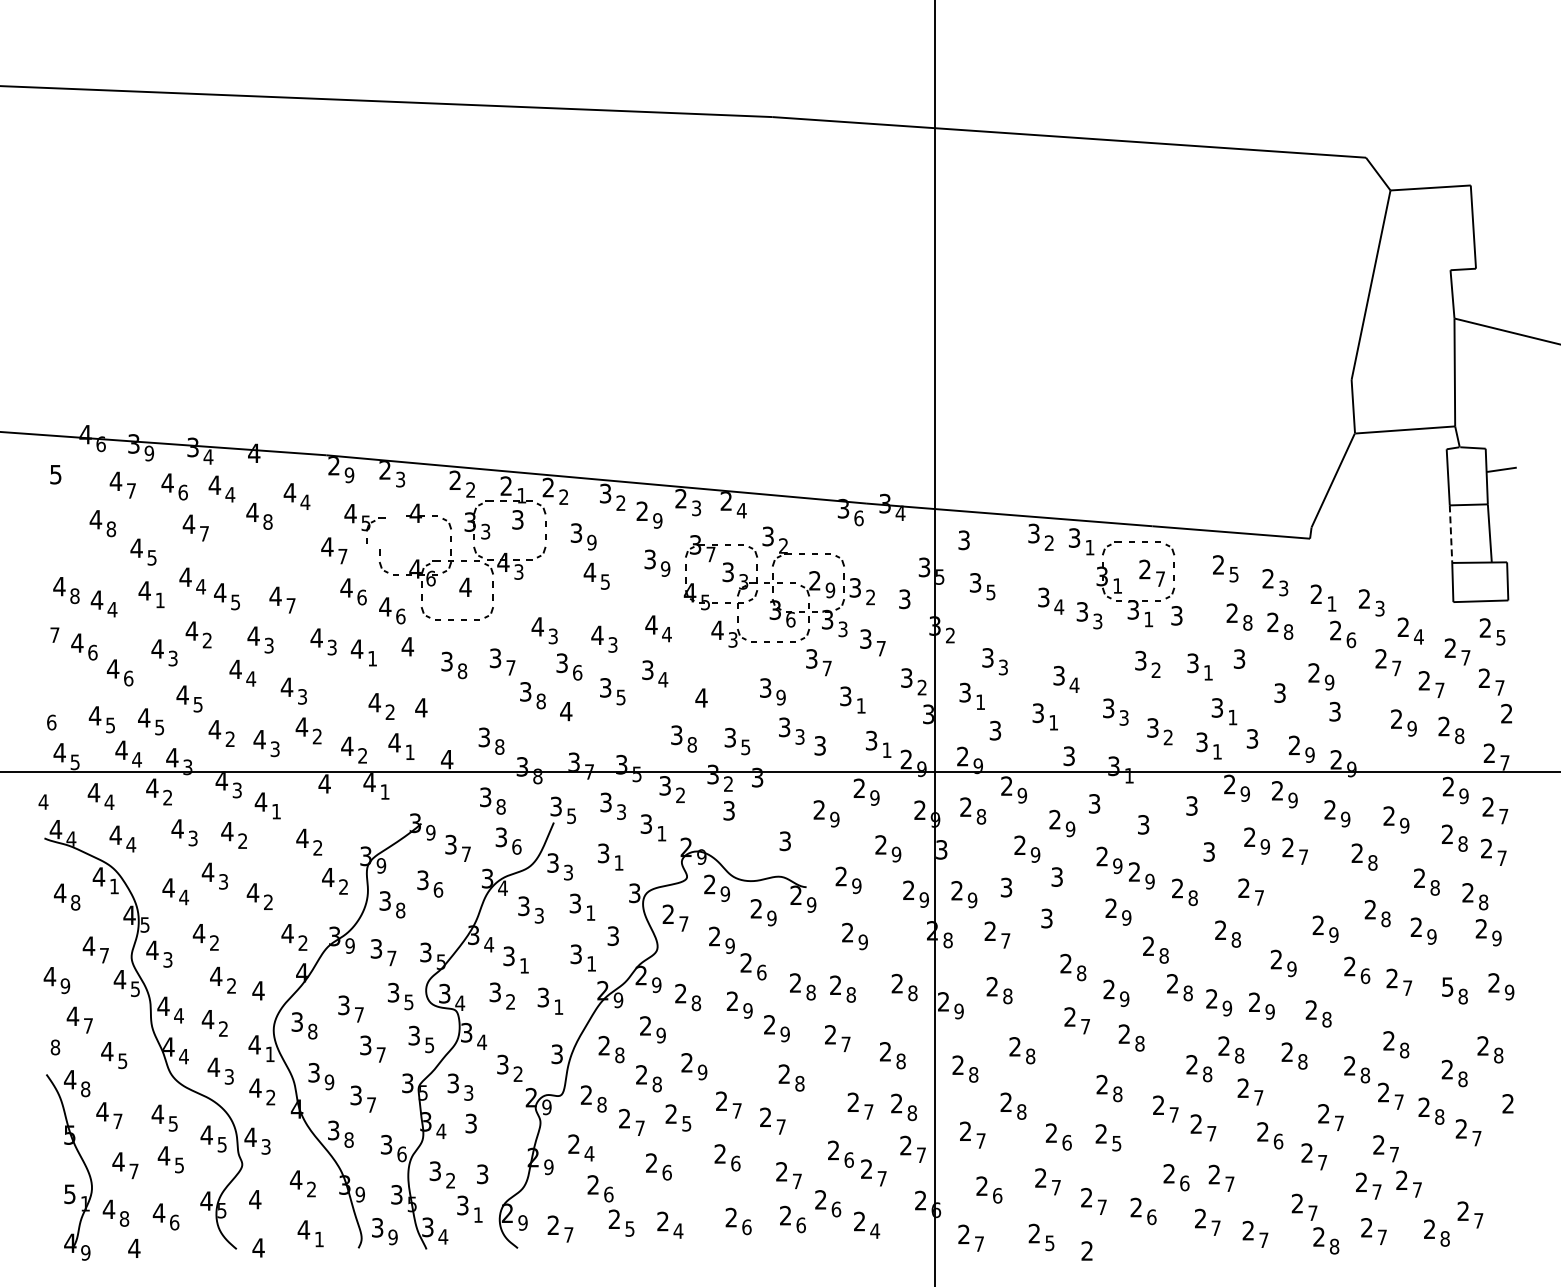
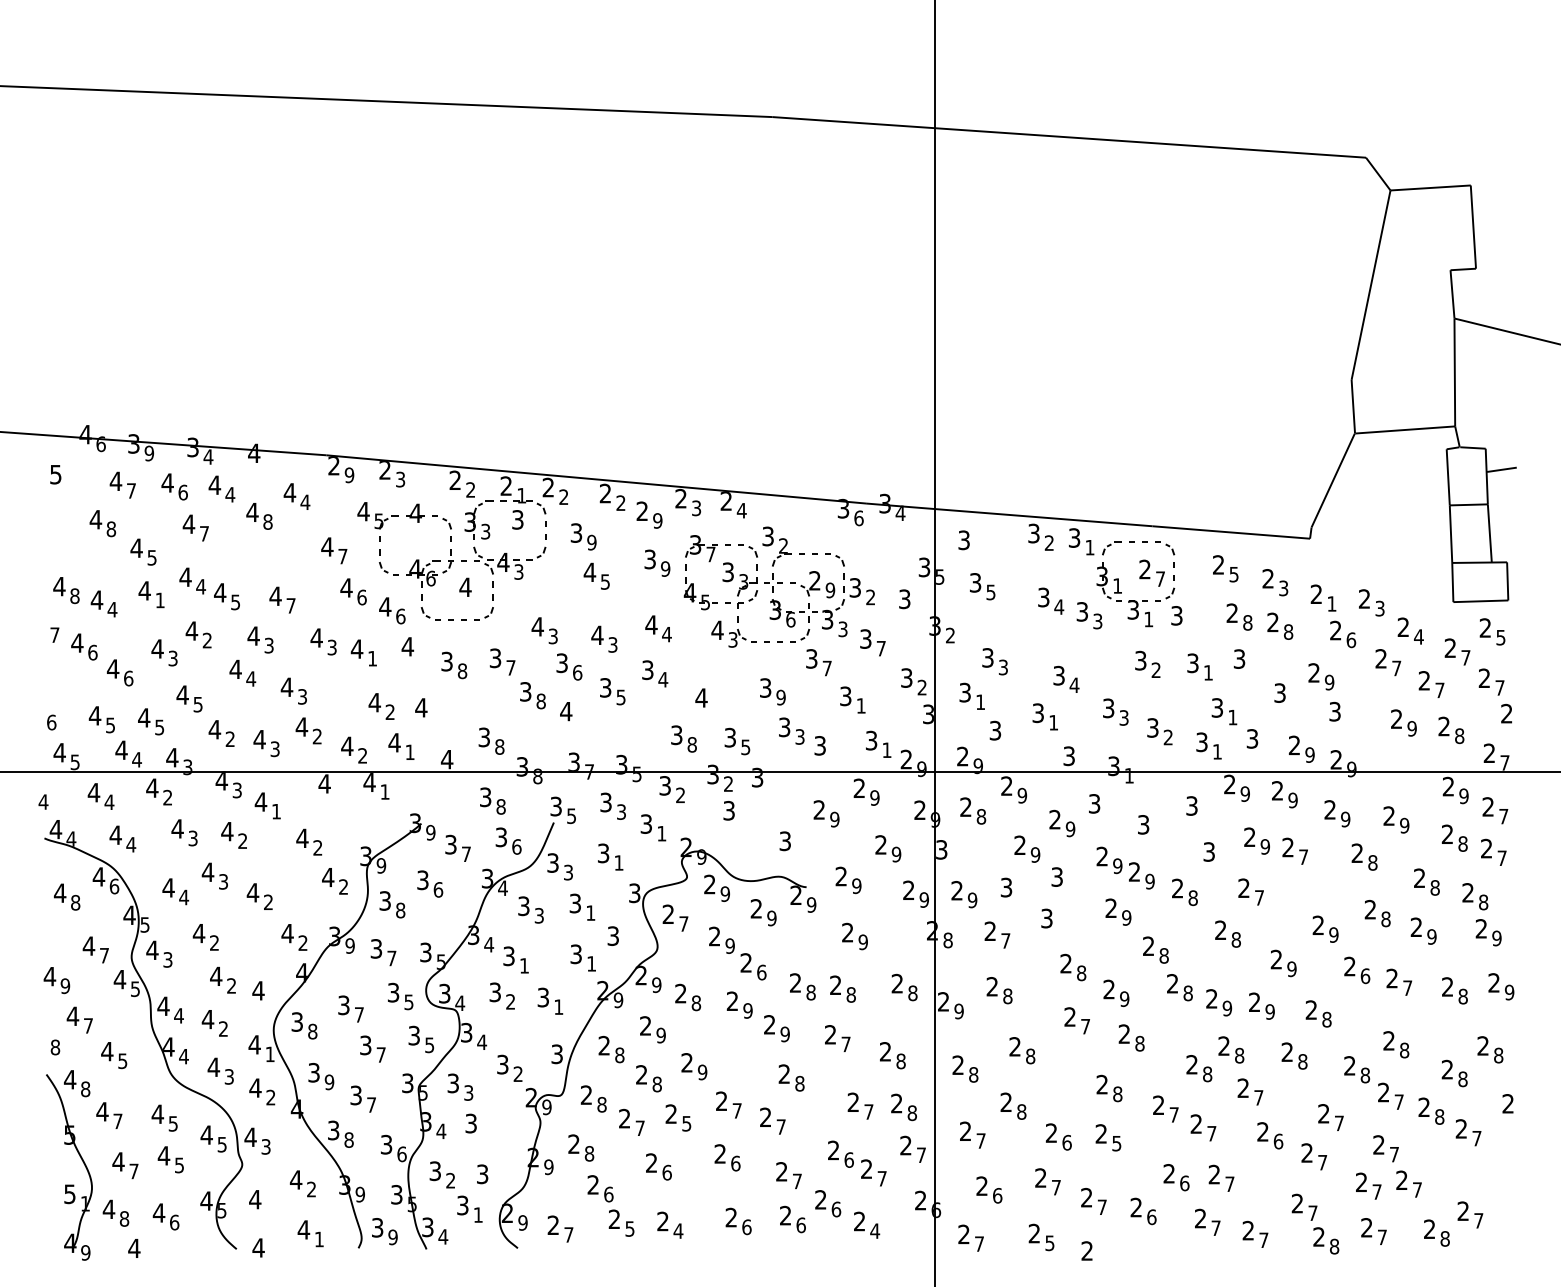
text: 3 -> 2 (605, 493)
part position: (364, 523) -> (377, 521) (377, 521)
line: dashed -> solid (1451, 534)
text: 1 -> 6 (114, 886)
text: 5 -> 2 (1447, 986)
text: 4 -> 8 (589, 1153)
